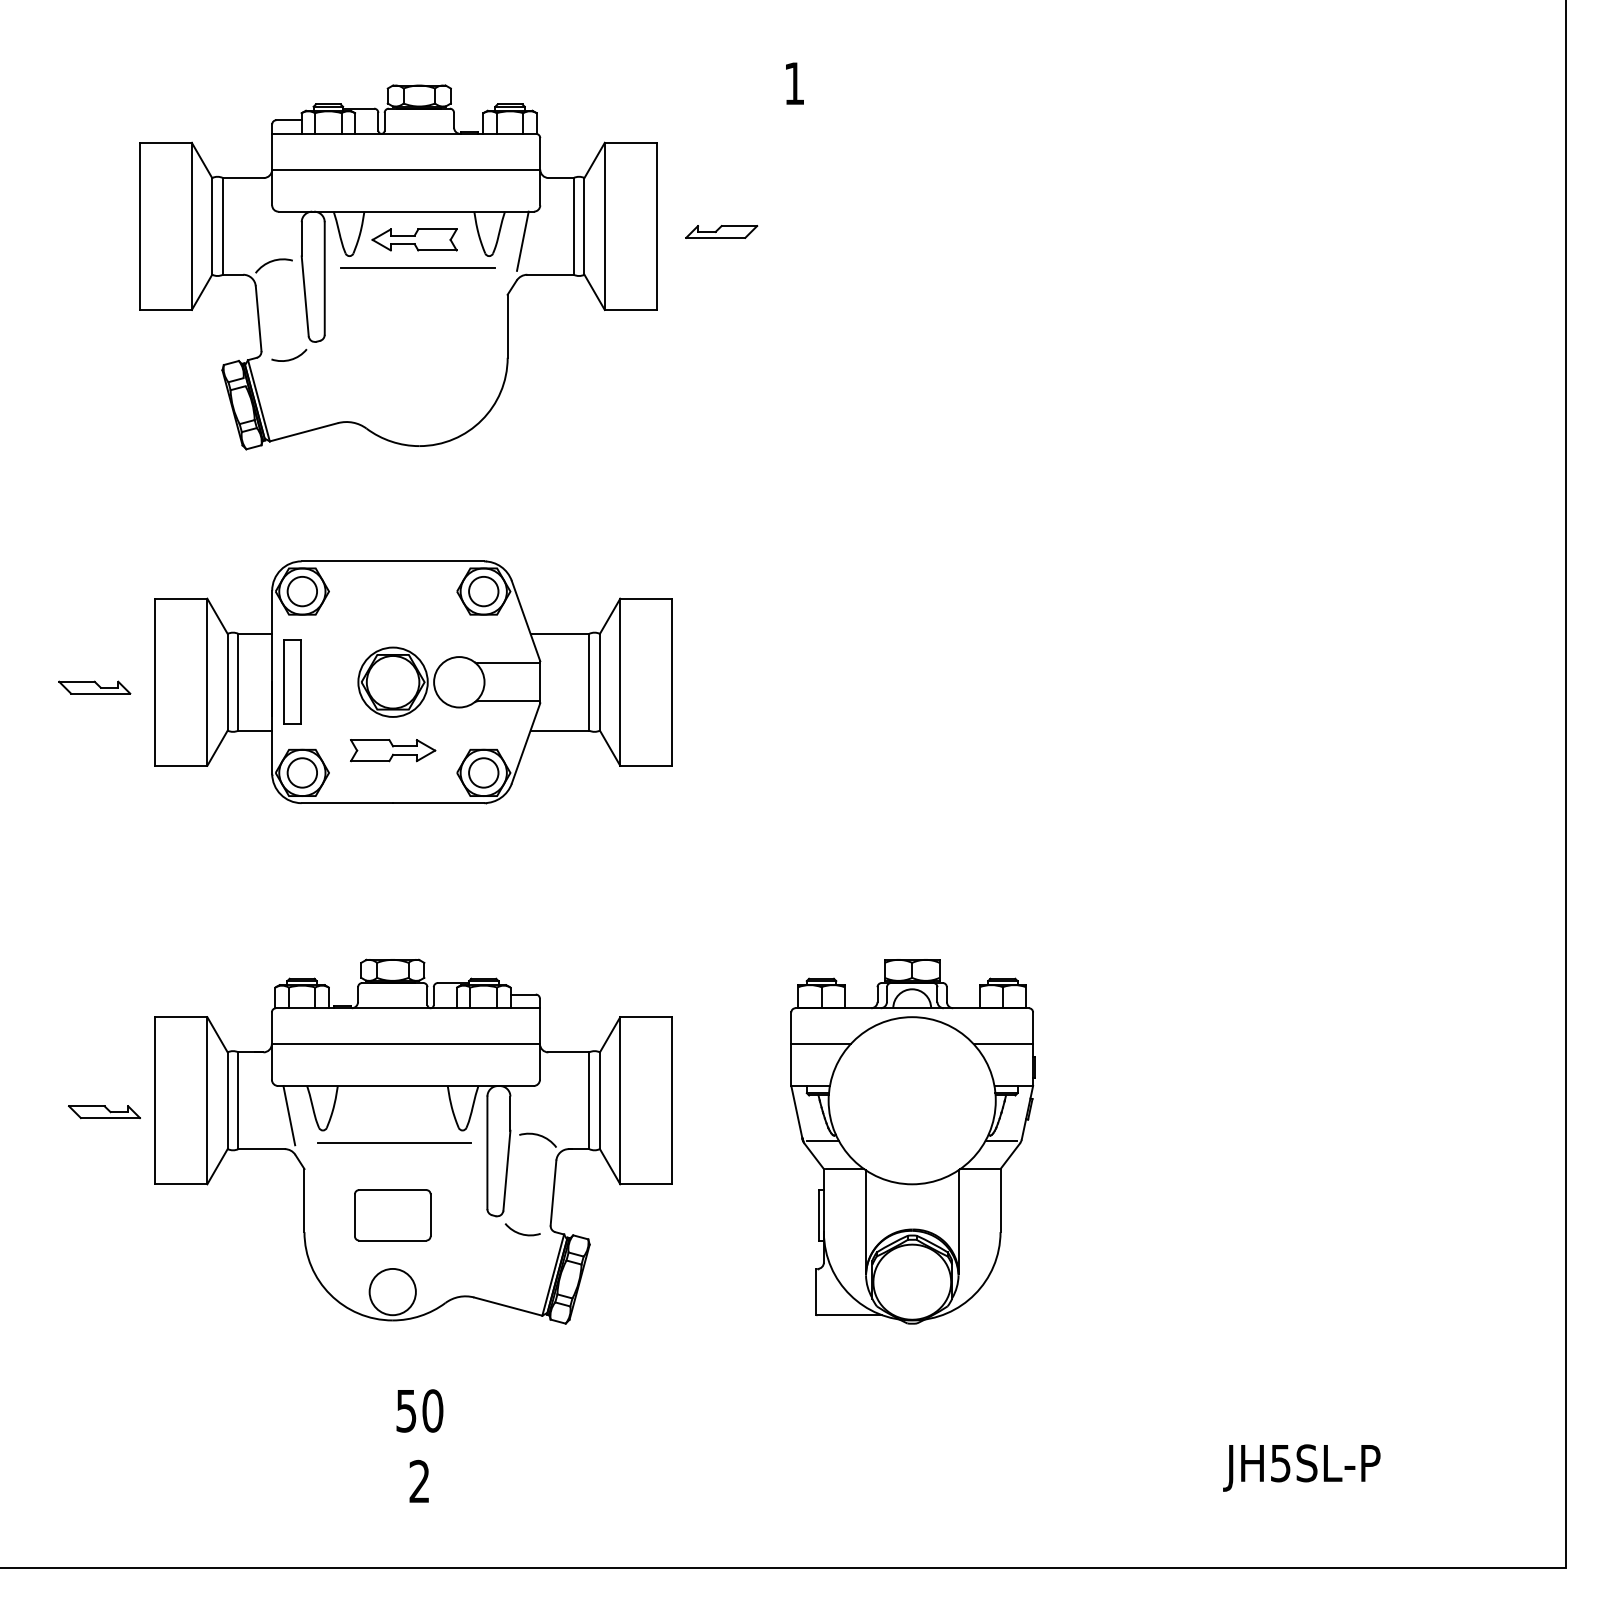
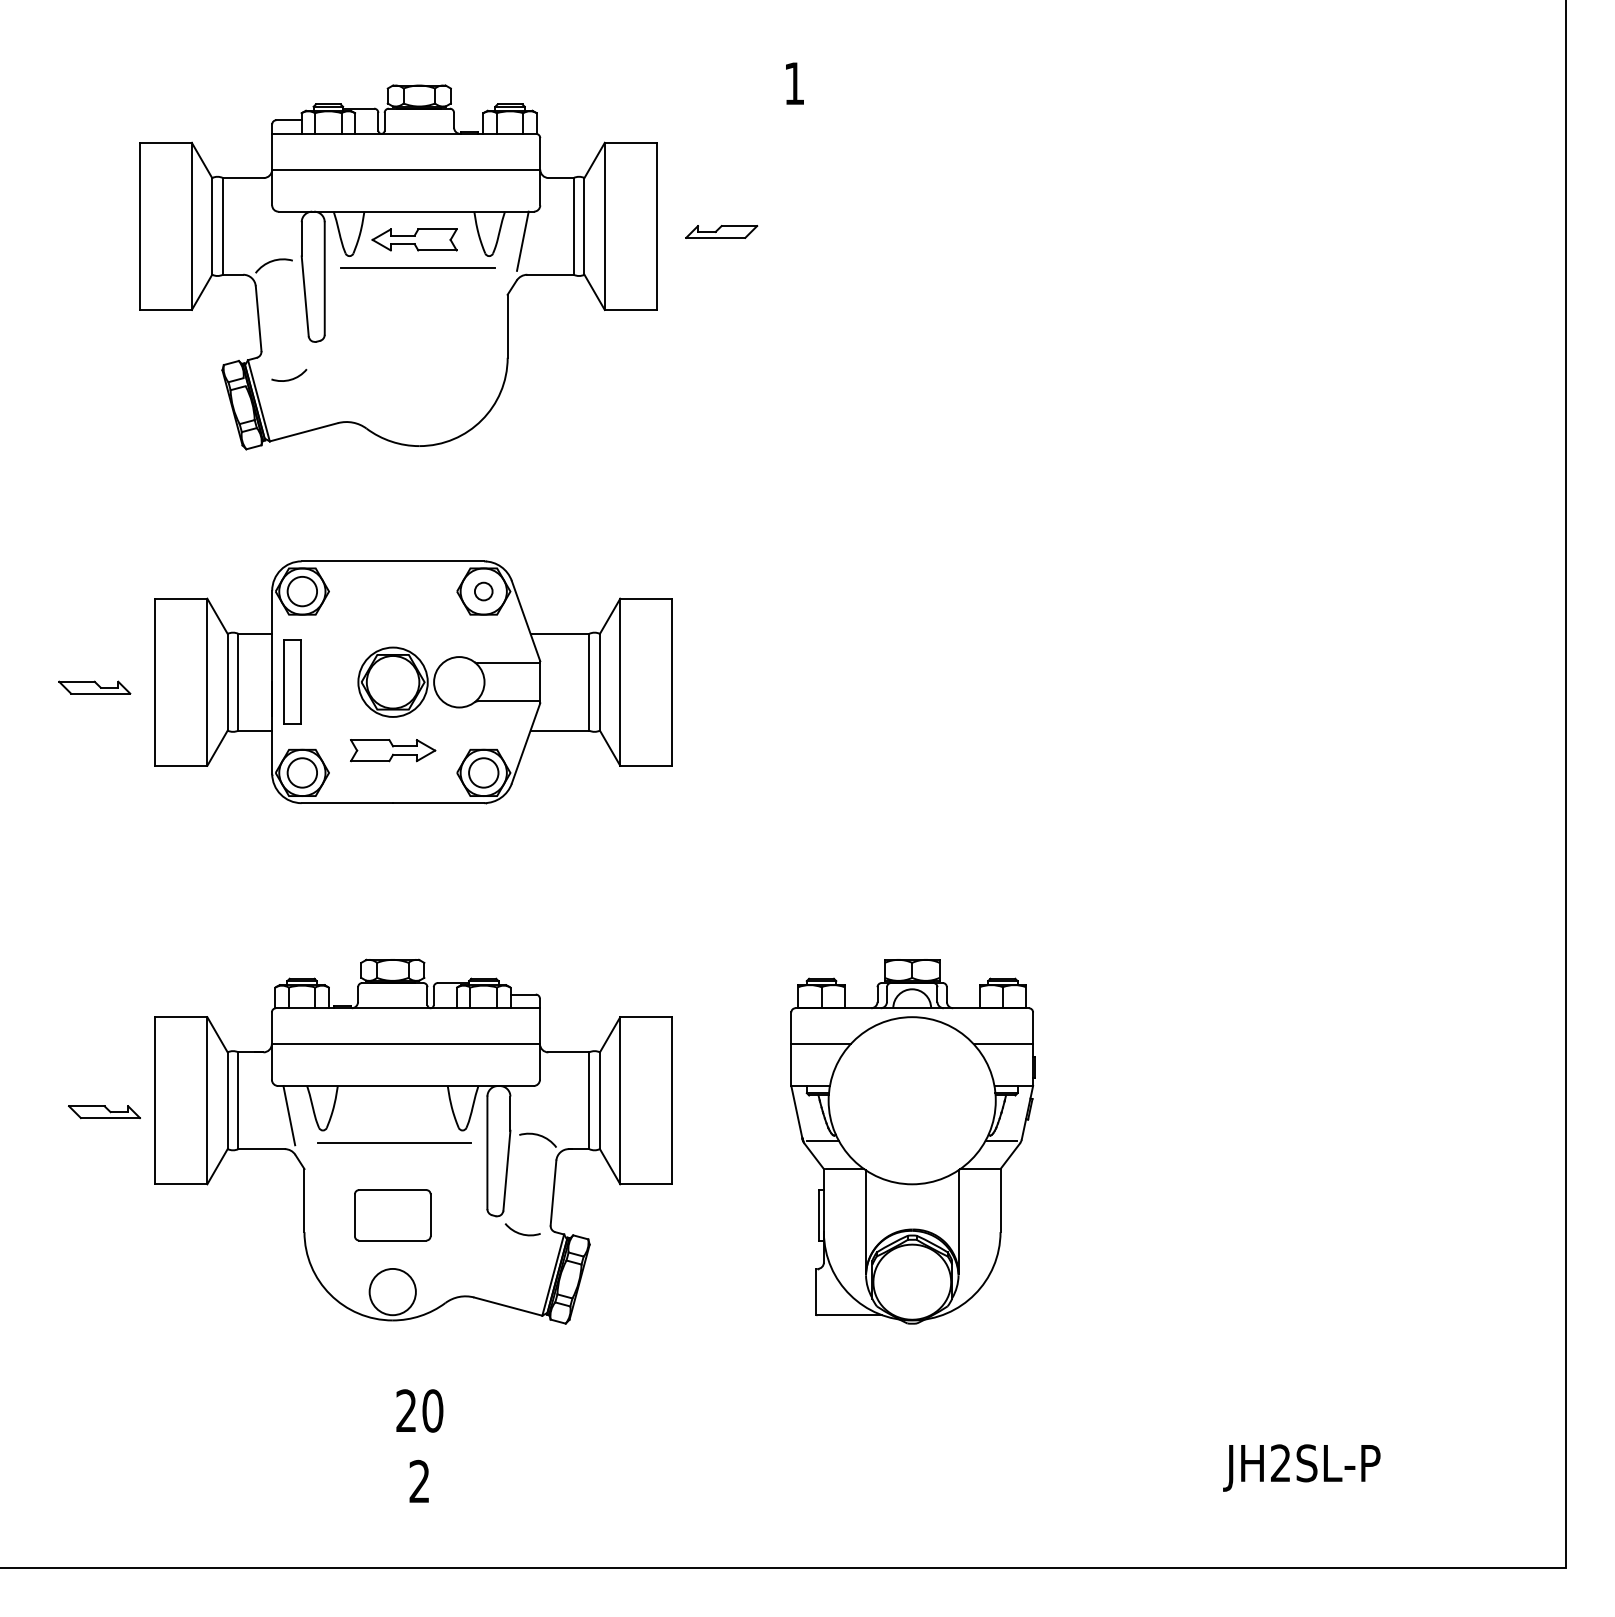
arc position: (290, 358) -> (290, 378) (290, 378)
circle diameter: 29 px -> 18 px (483, 591)
text: 50 -> 20 (406, 1410)
text: JH5SL-P -> JH2SL-P (1280, 1463)
